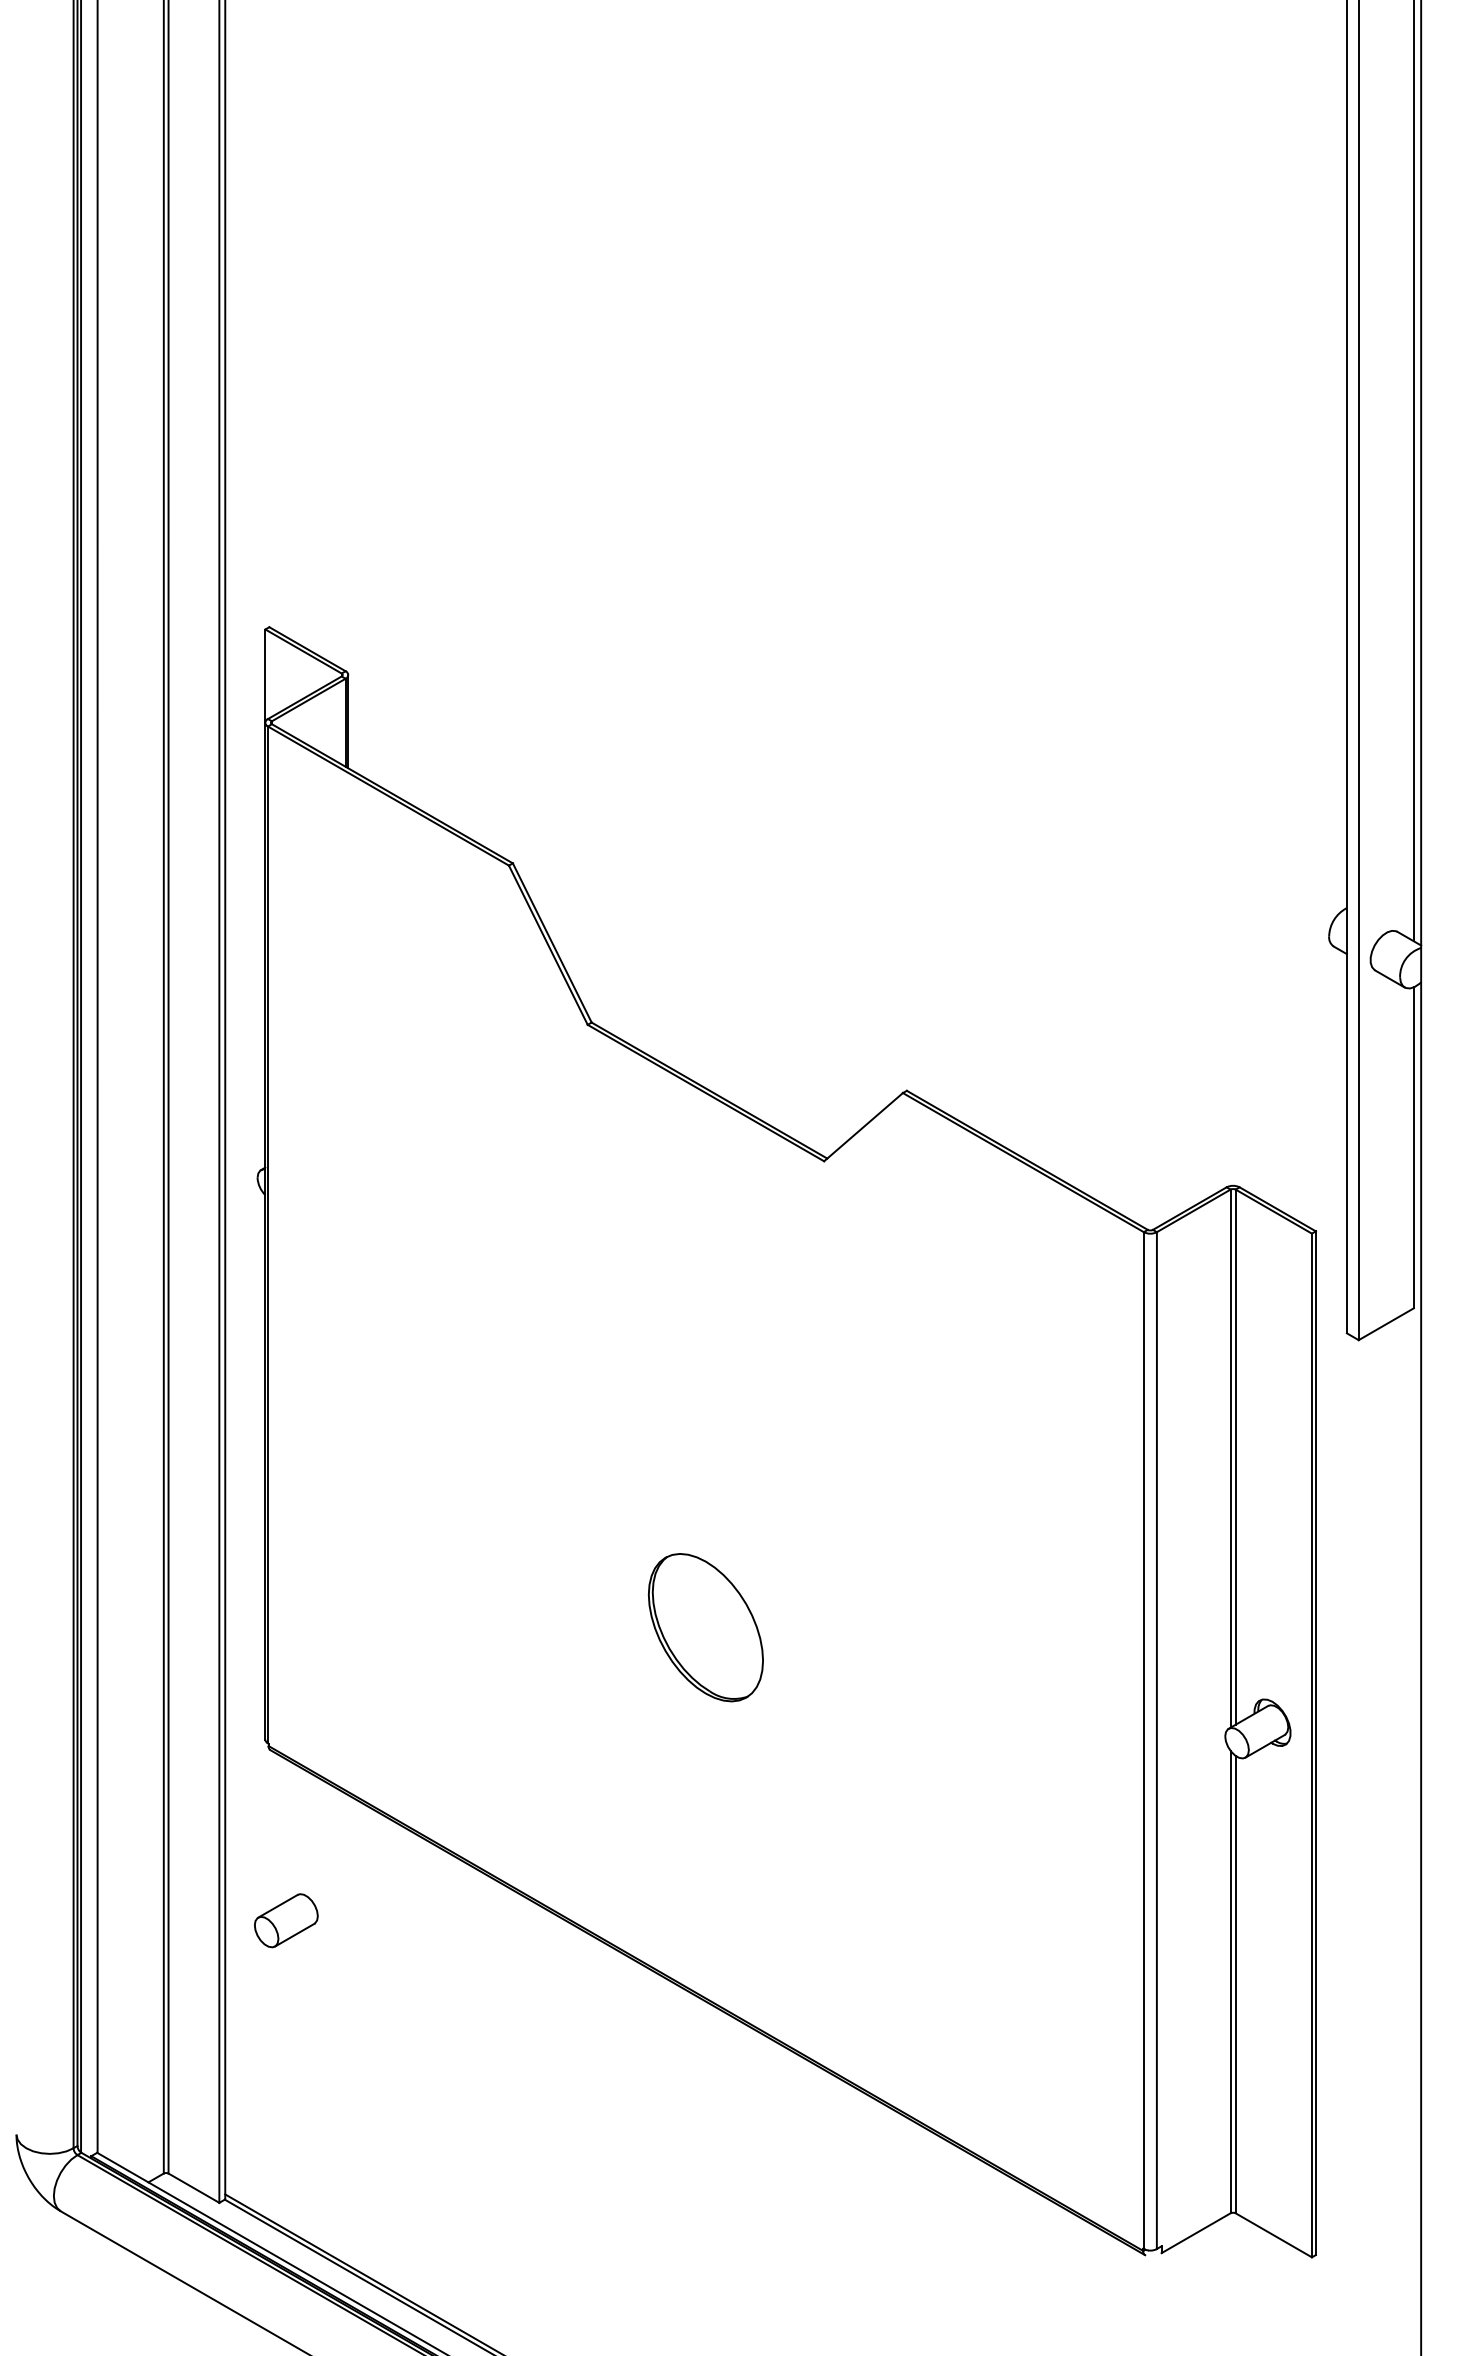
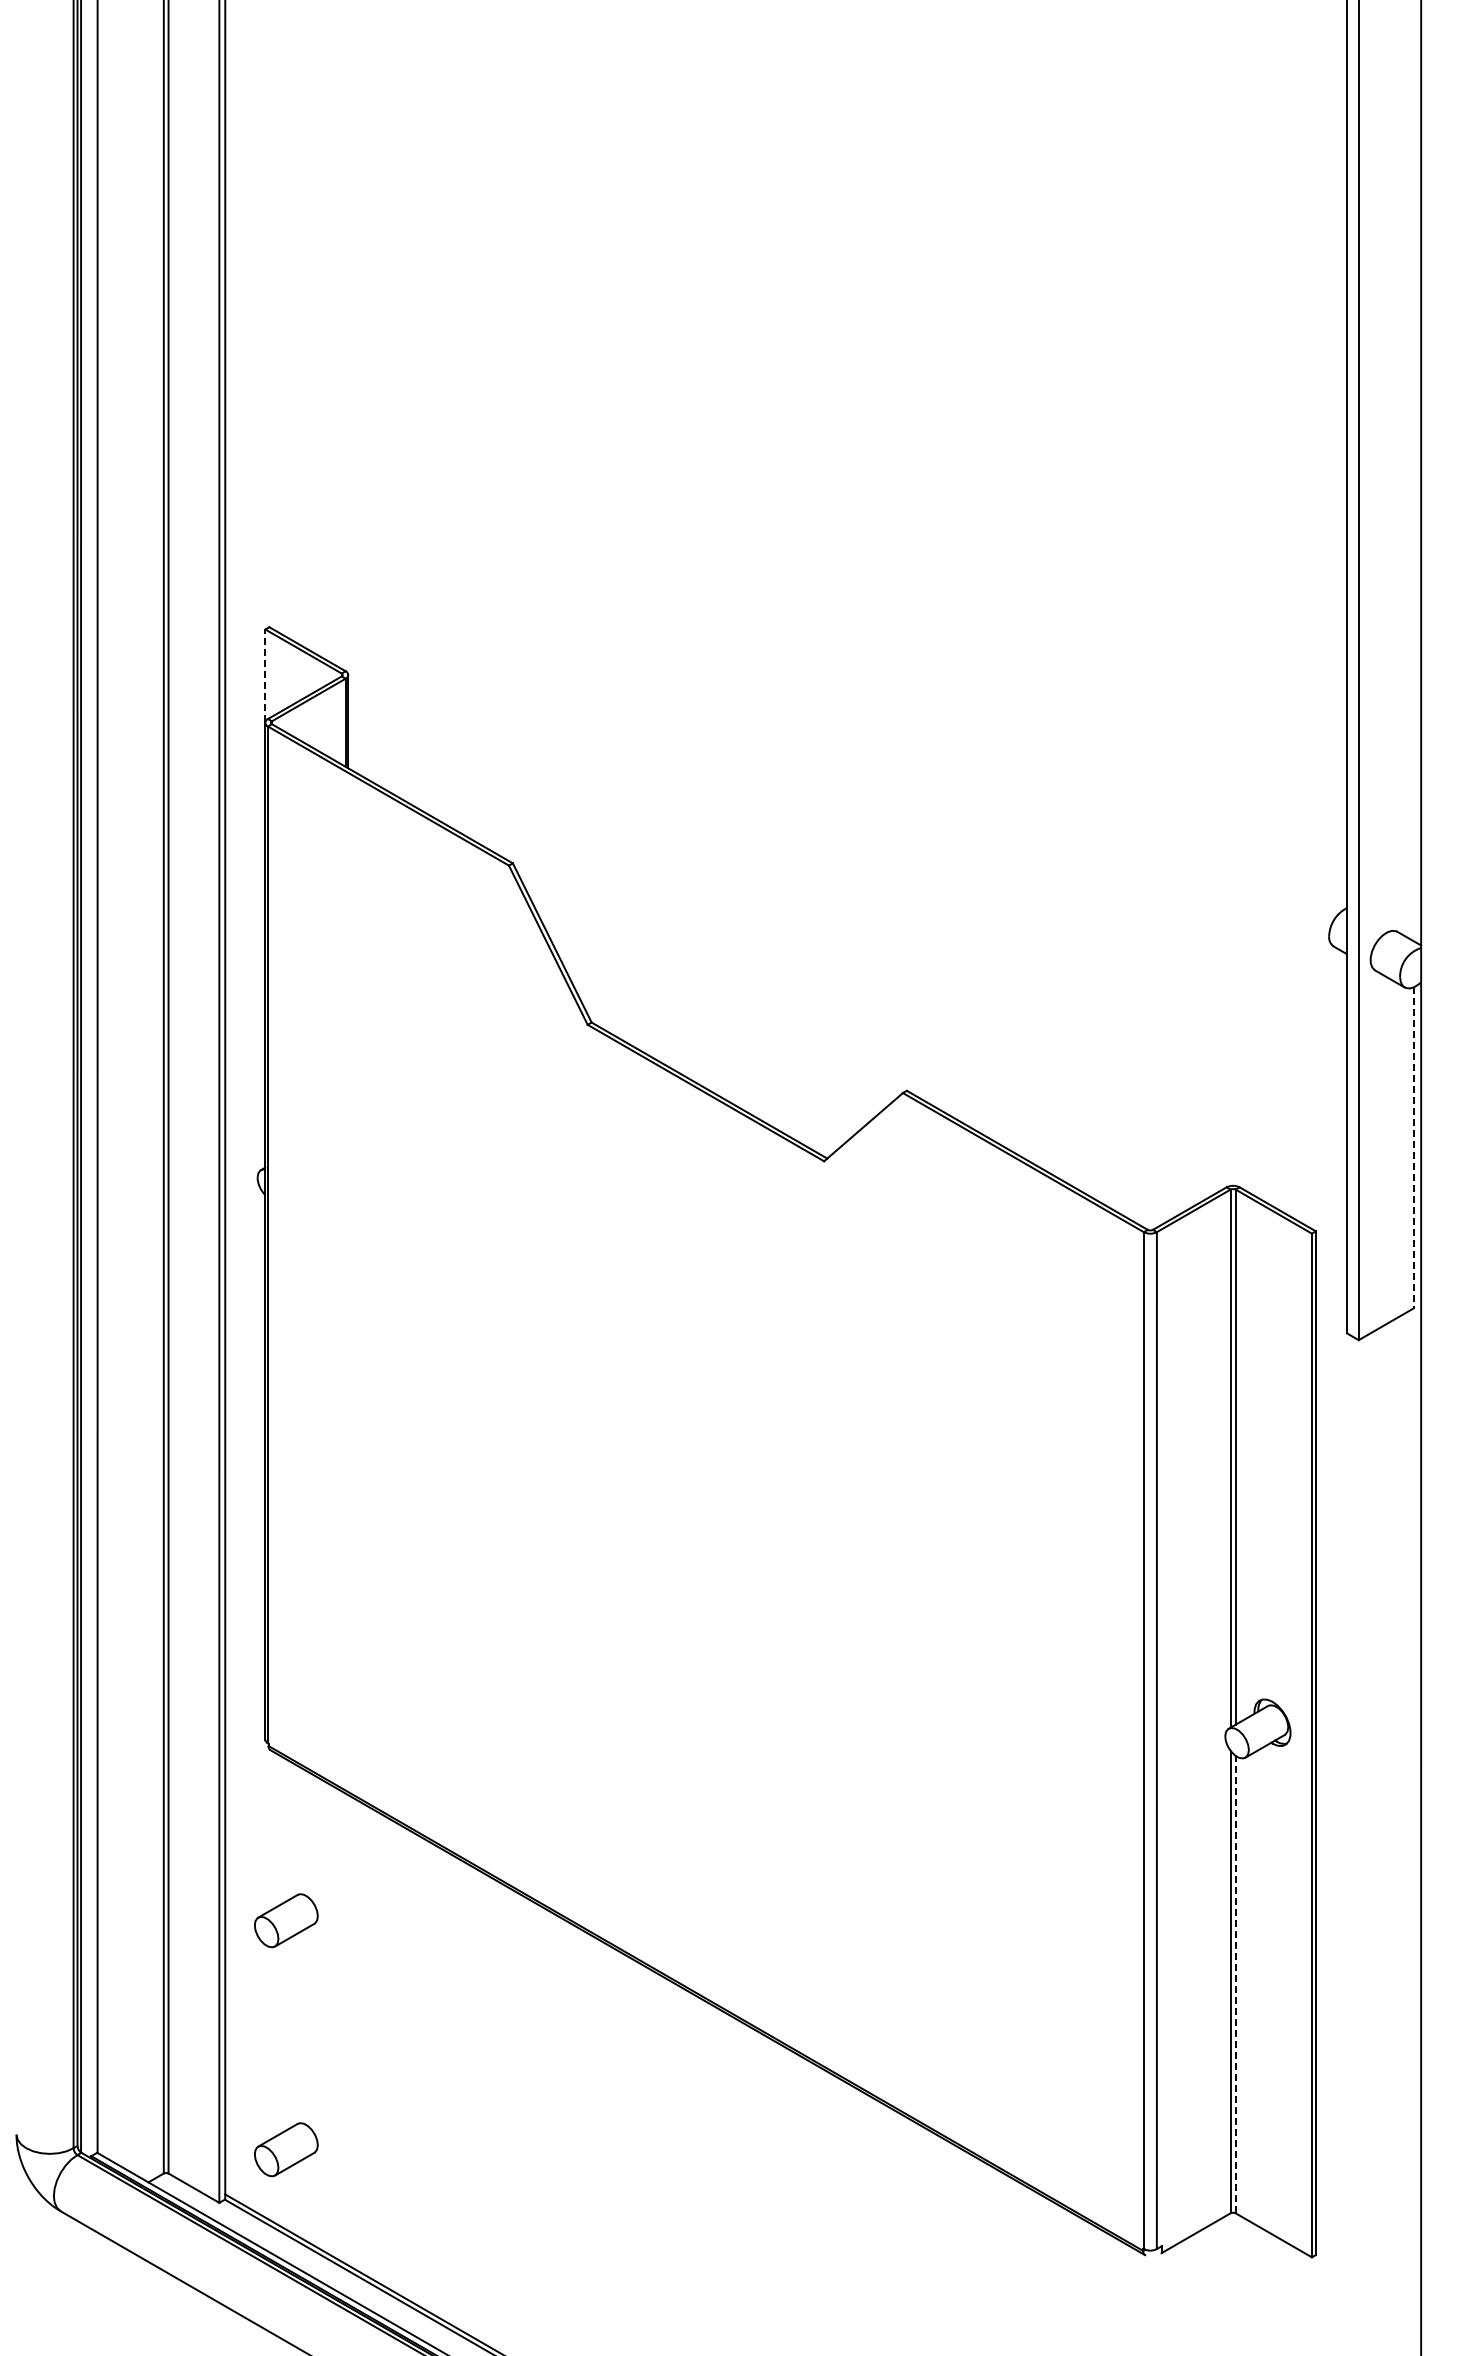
line: present -> none (1413, 471)
line: solid -> dashed (265, 675)
line: solid -> dashed (1413, 1148)
part: present -> none (705, 1627)
line: solid -> dashed (1235, 1984)
part: none -> present (286, 2149)
